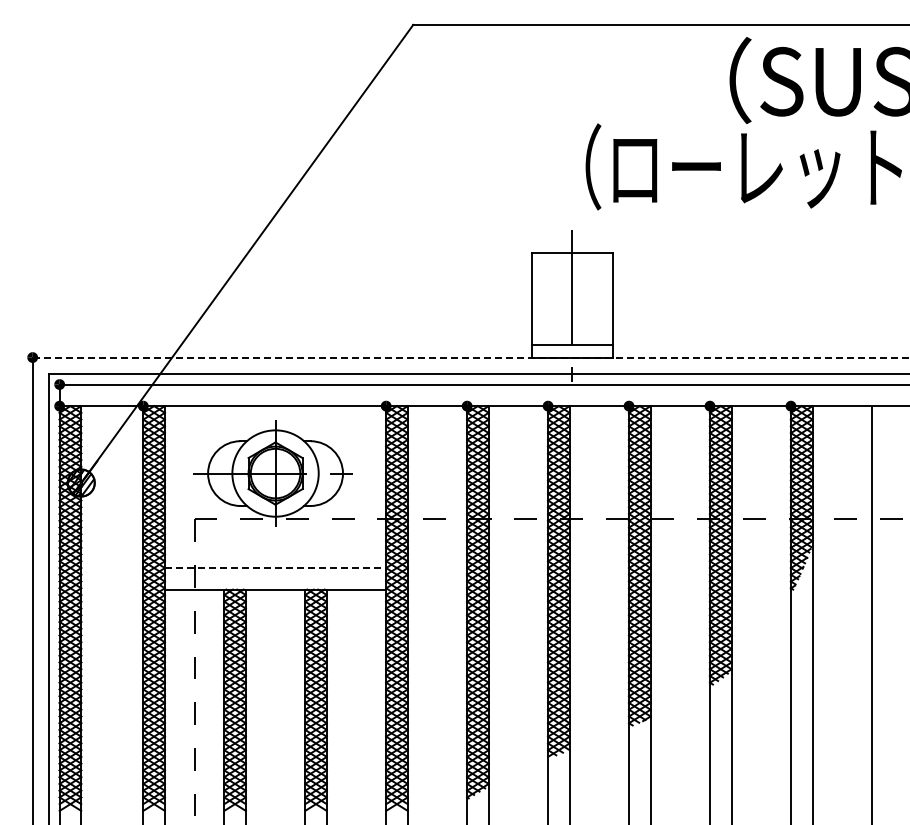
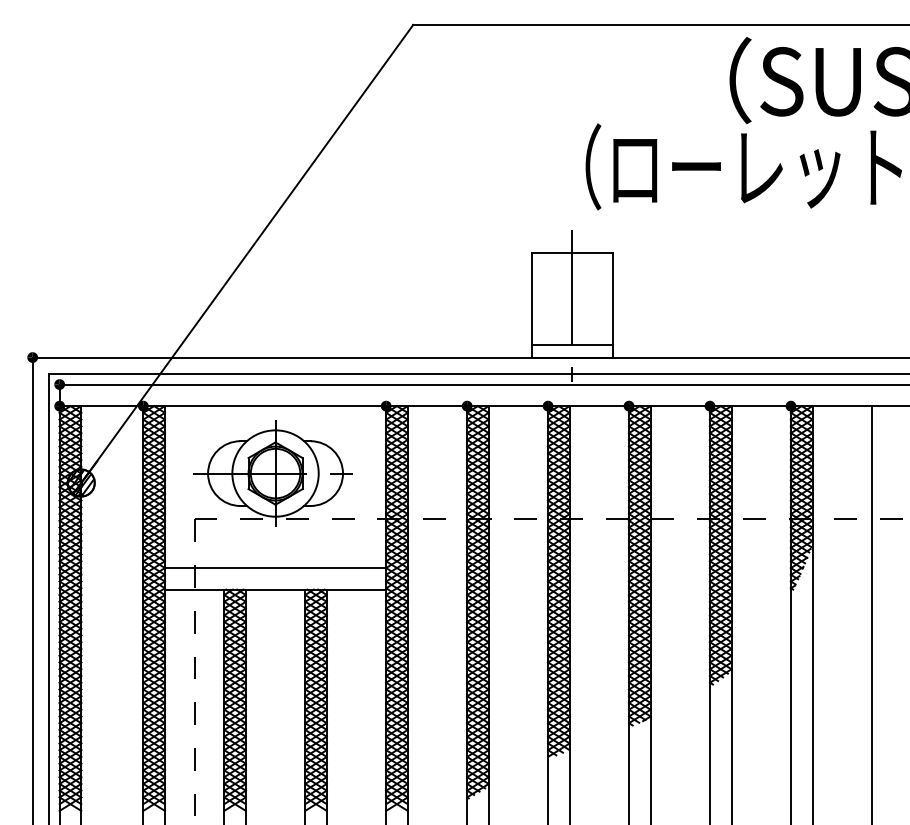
line: dashed -> solid (471, 357)
line: dashed -> solid (275, 568)
